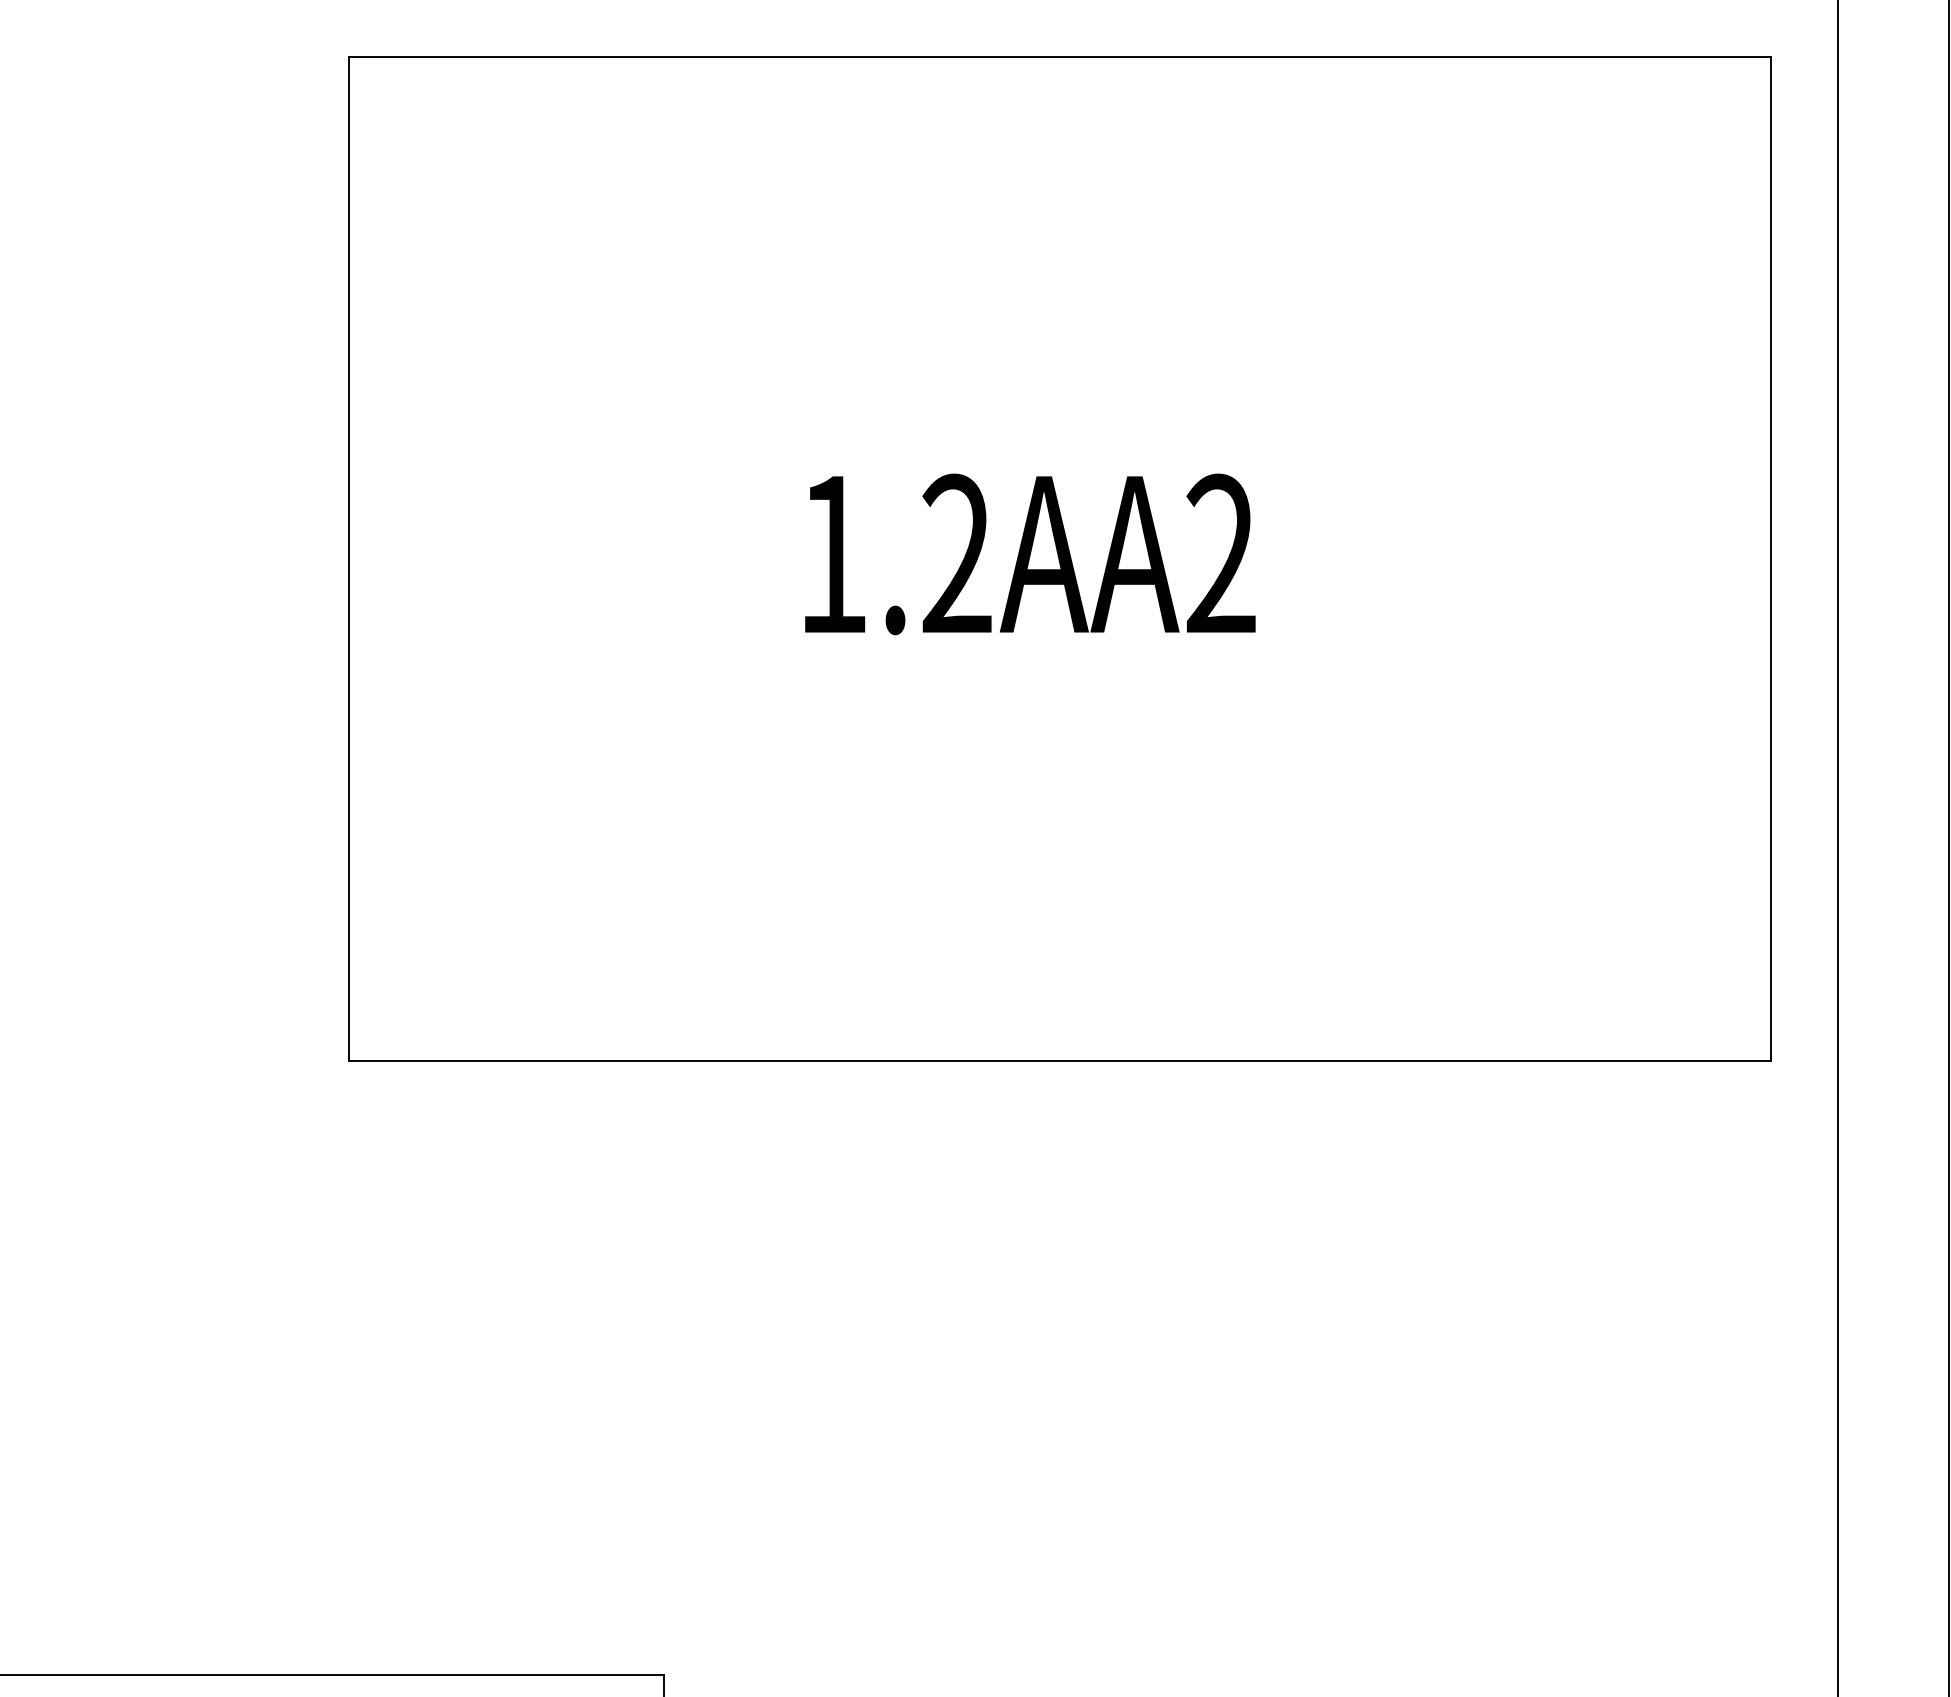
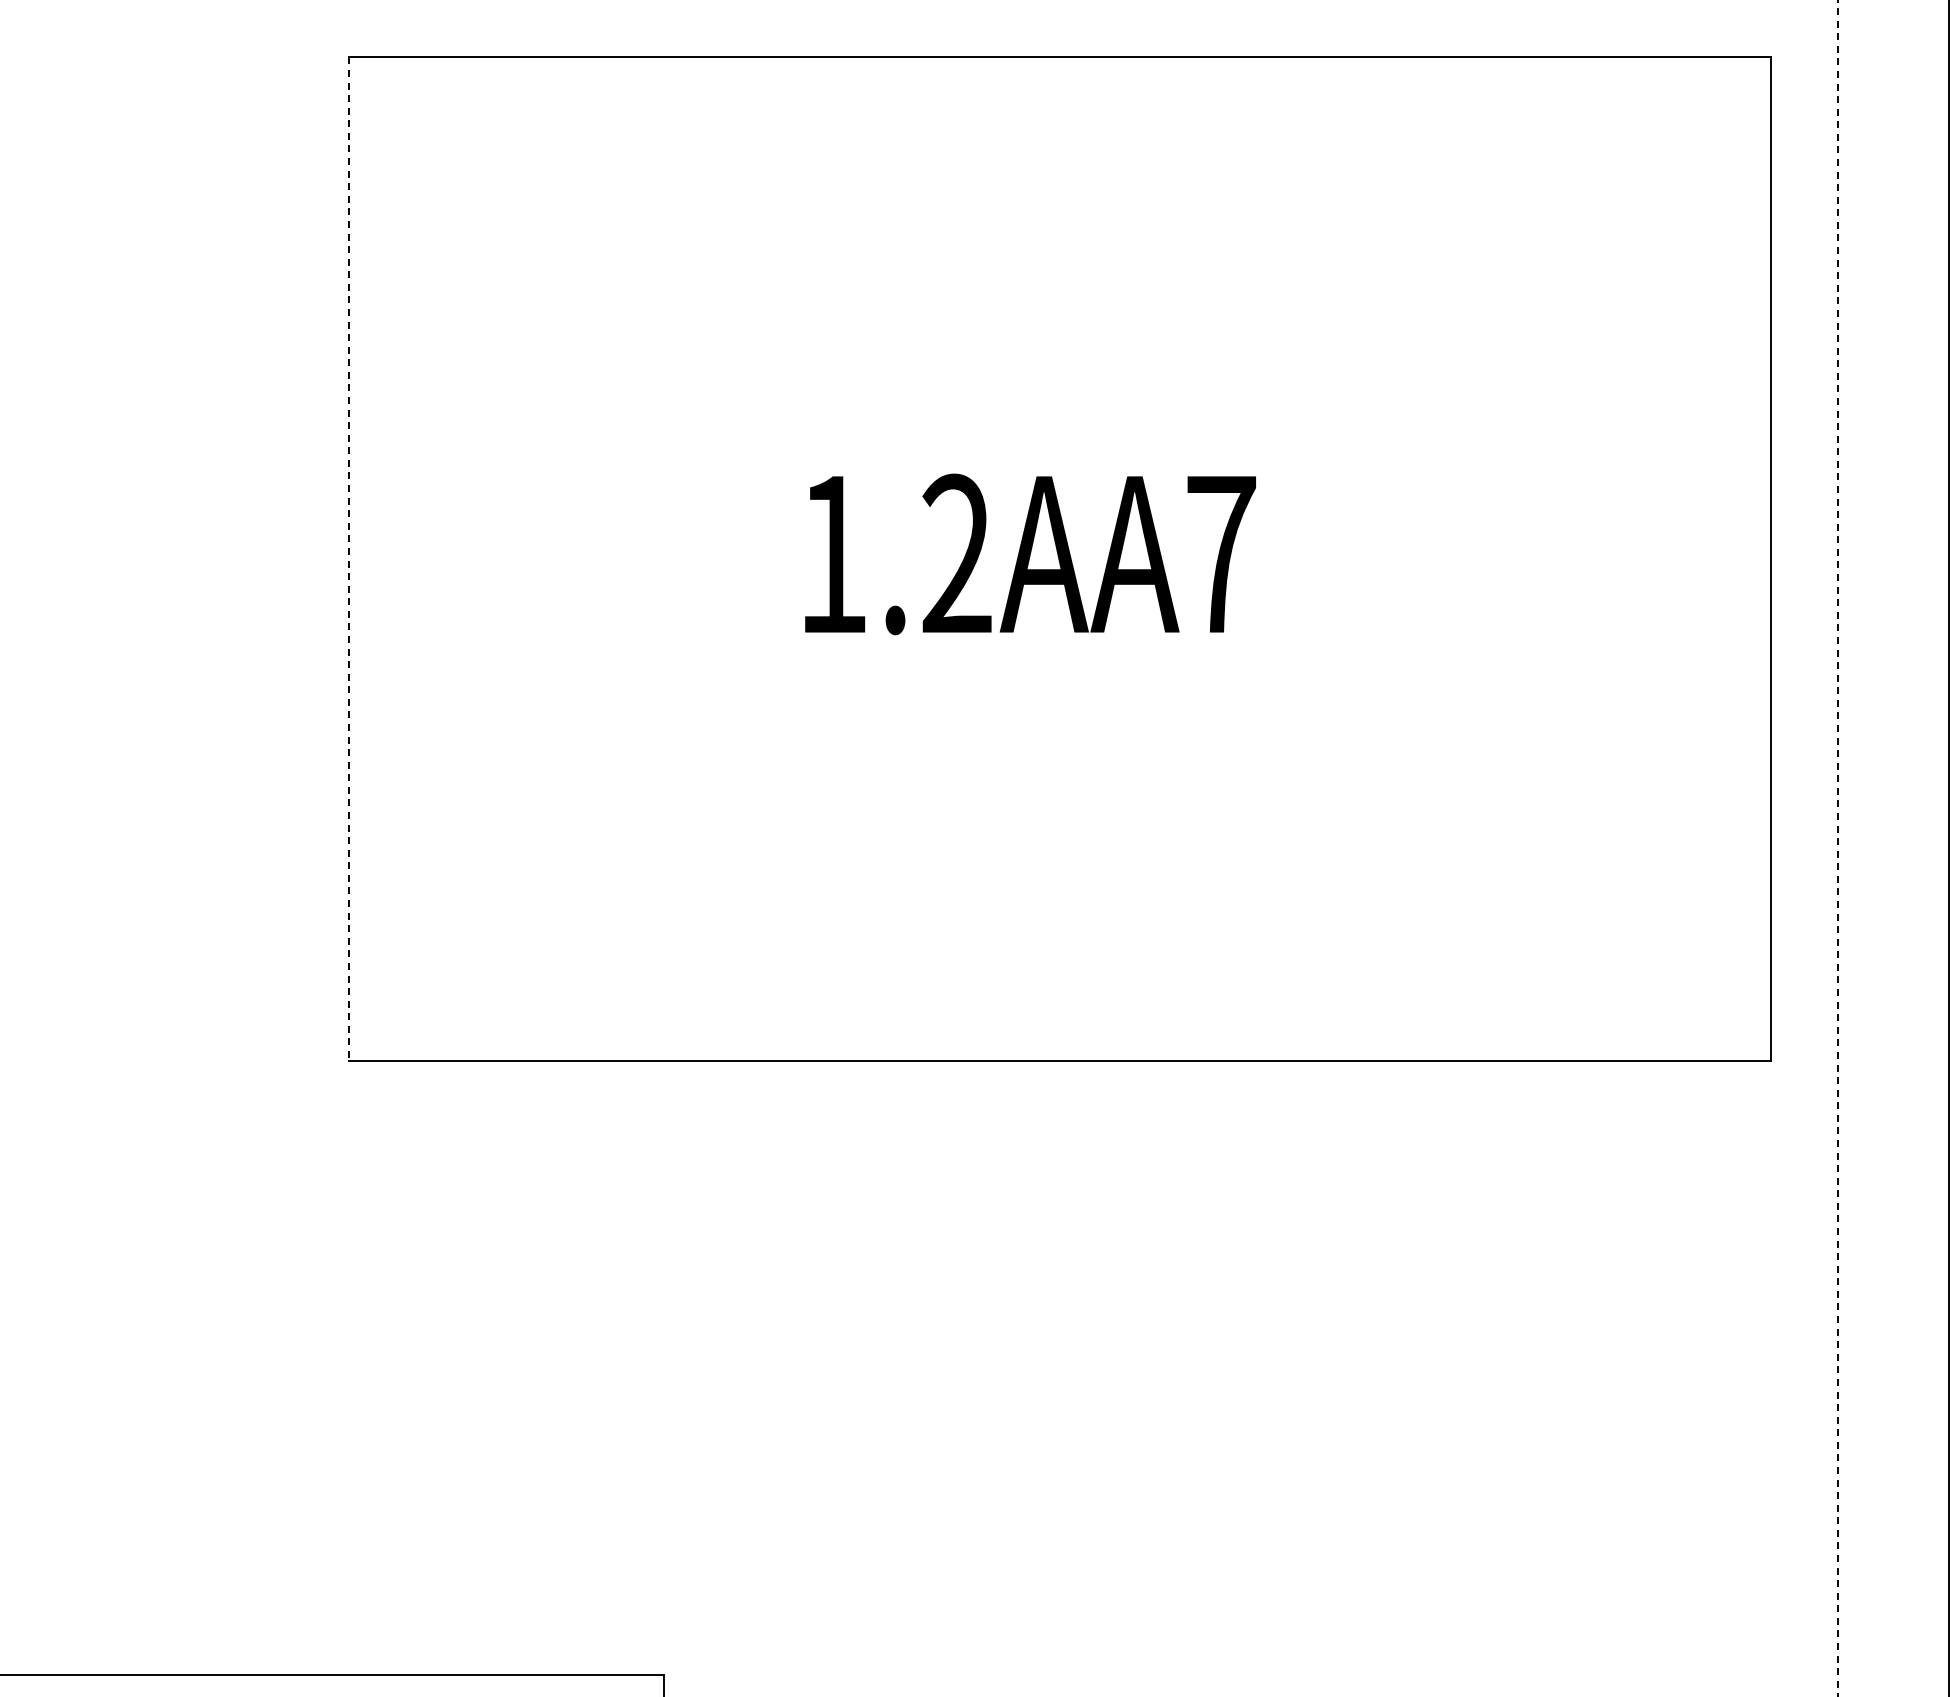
text: 2 -> 7 (1220, 552)
line: solid -> dashed (349, 559)
line: solid -> dashed (1837, 848)
